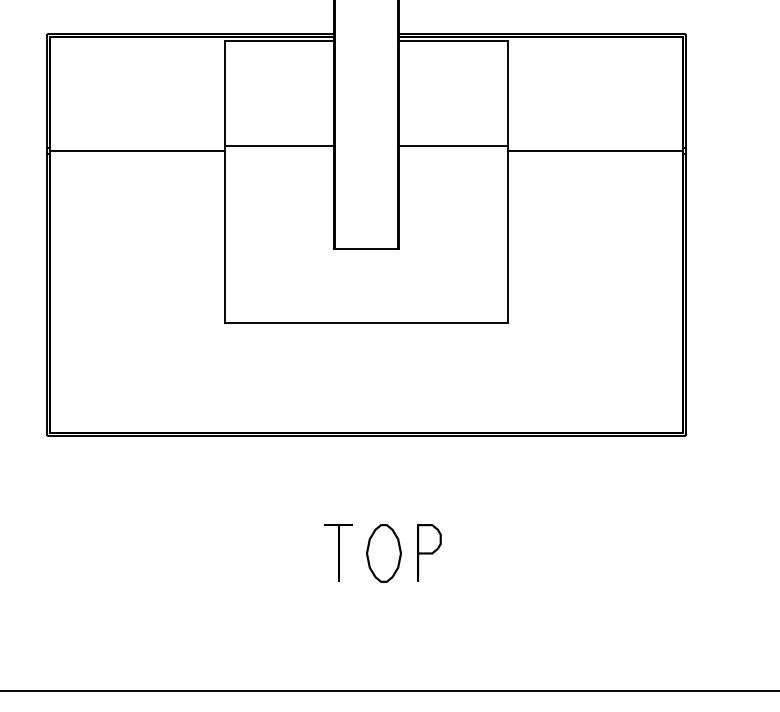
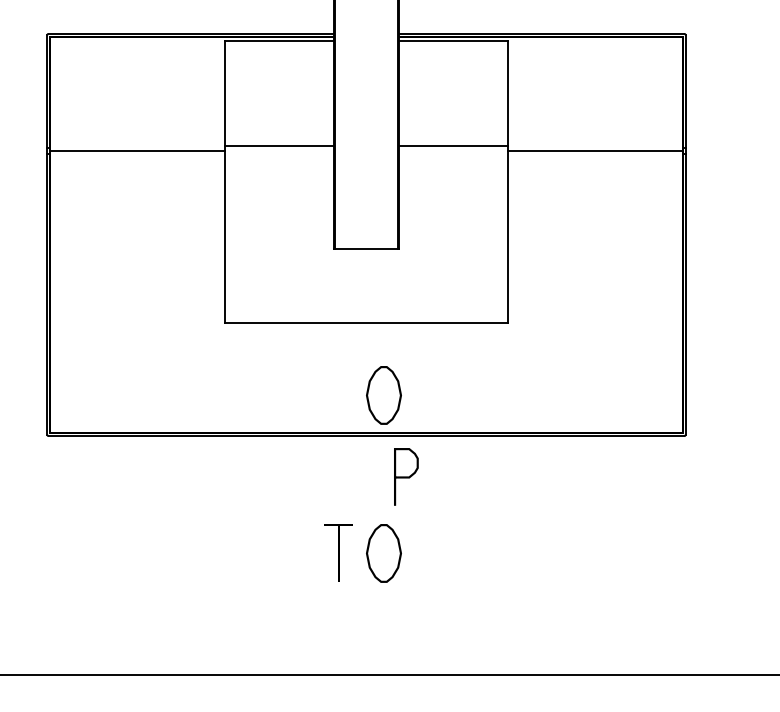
part: none -> present (383, 395)
curve position: (429, 552) -> (406, 476) (406, 476)
line position: (389, 690) -> (389, 674) (389, 674)
